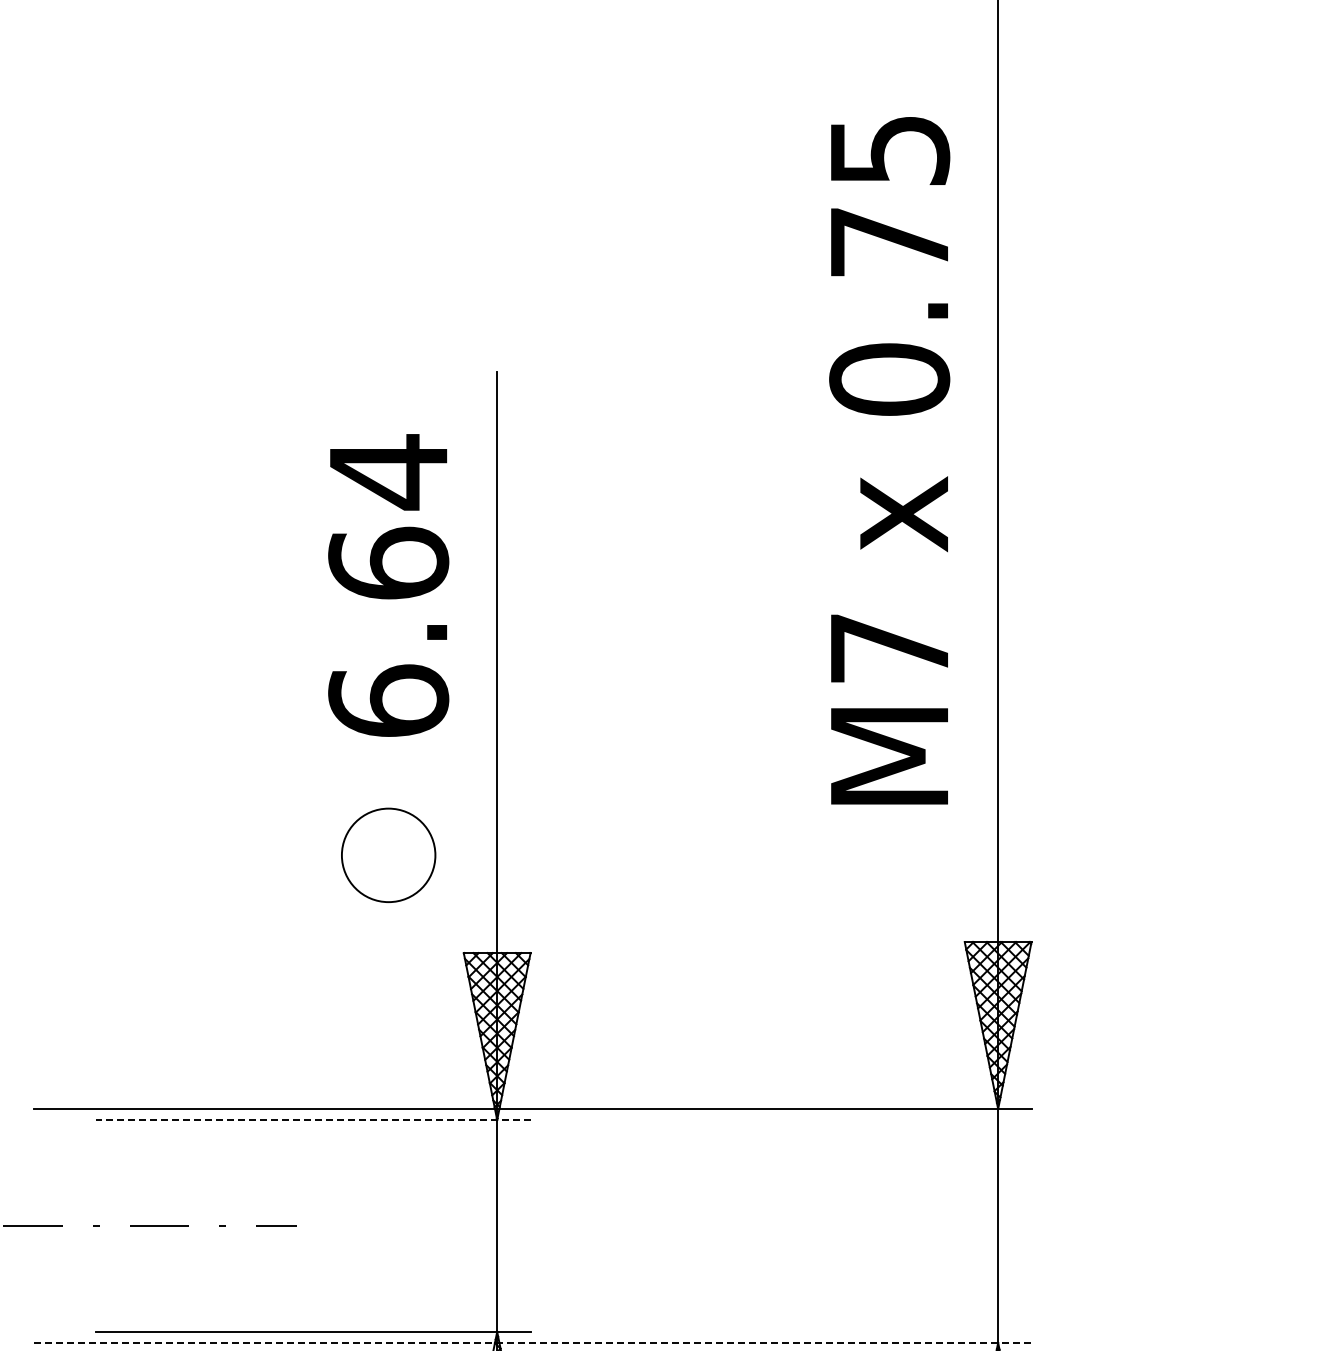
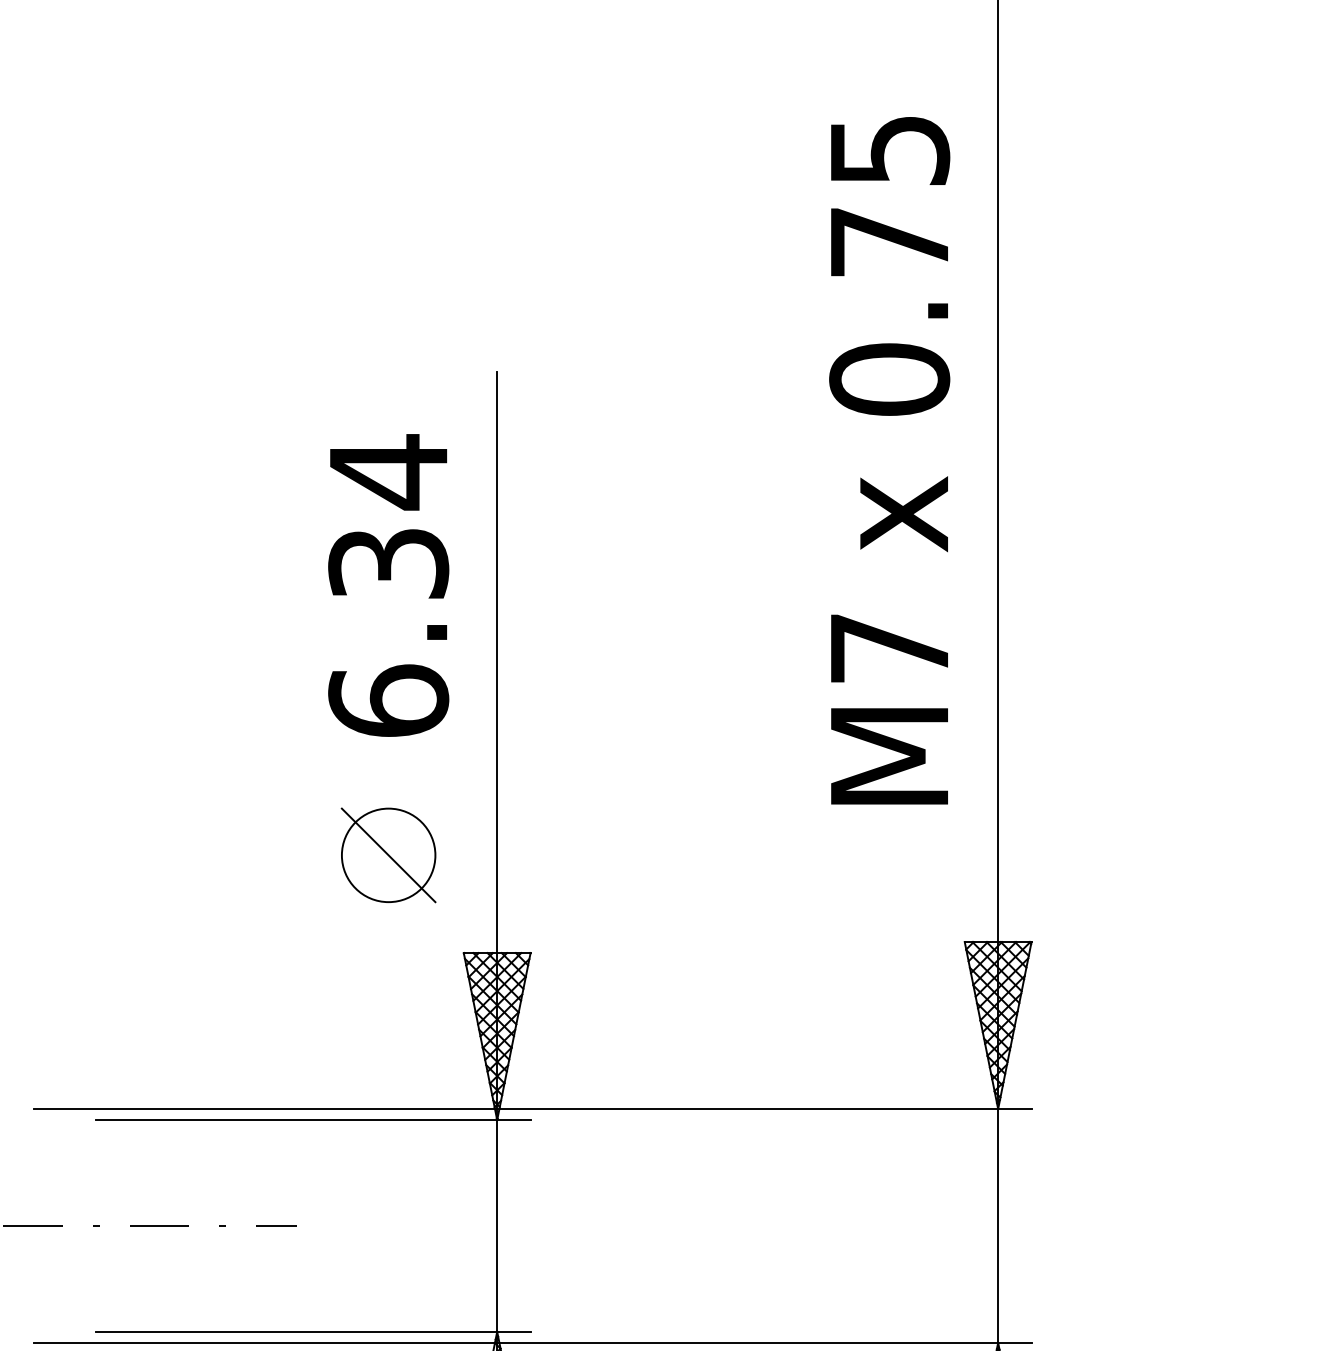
text: 6.64 -> 6.34 (388, 562)
line: none -> present (388, 855)
line: dashed -> solid (313, 1120)
line: dashed -> solid (532, 1342)
